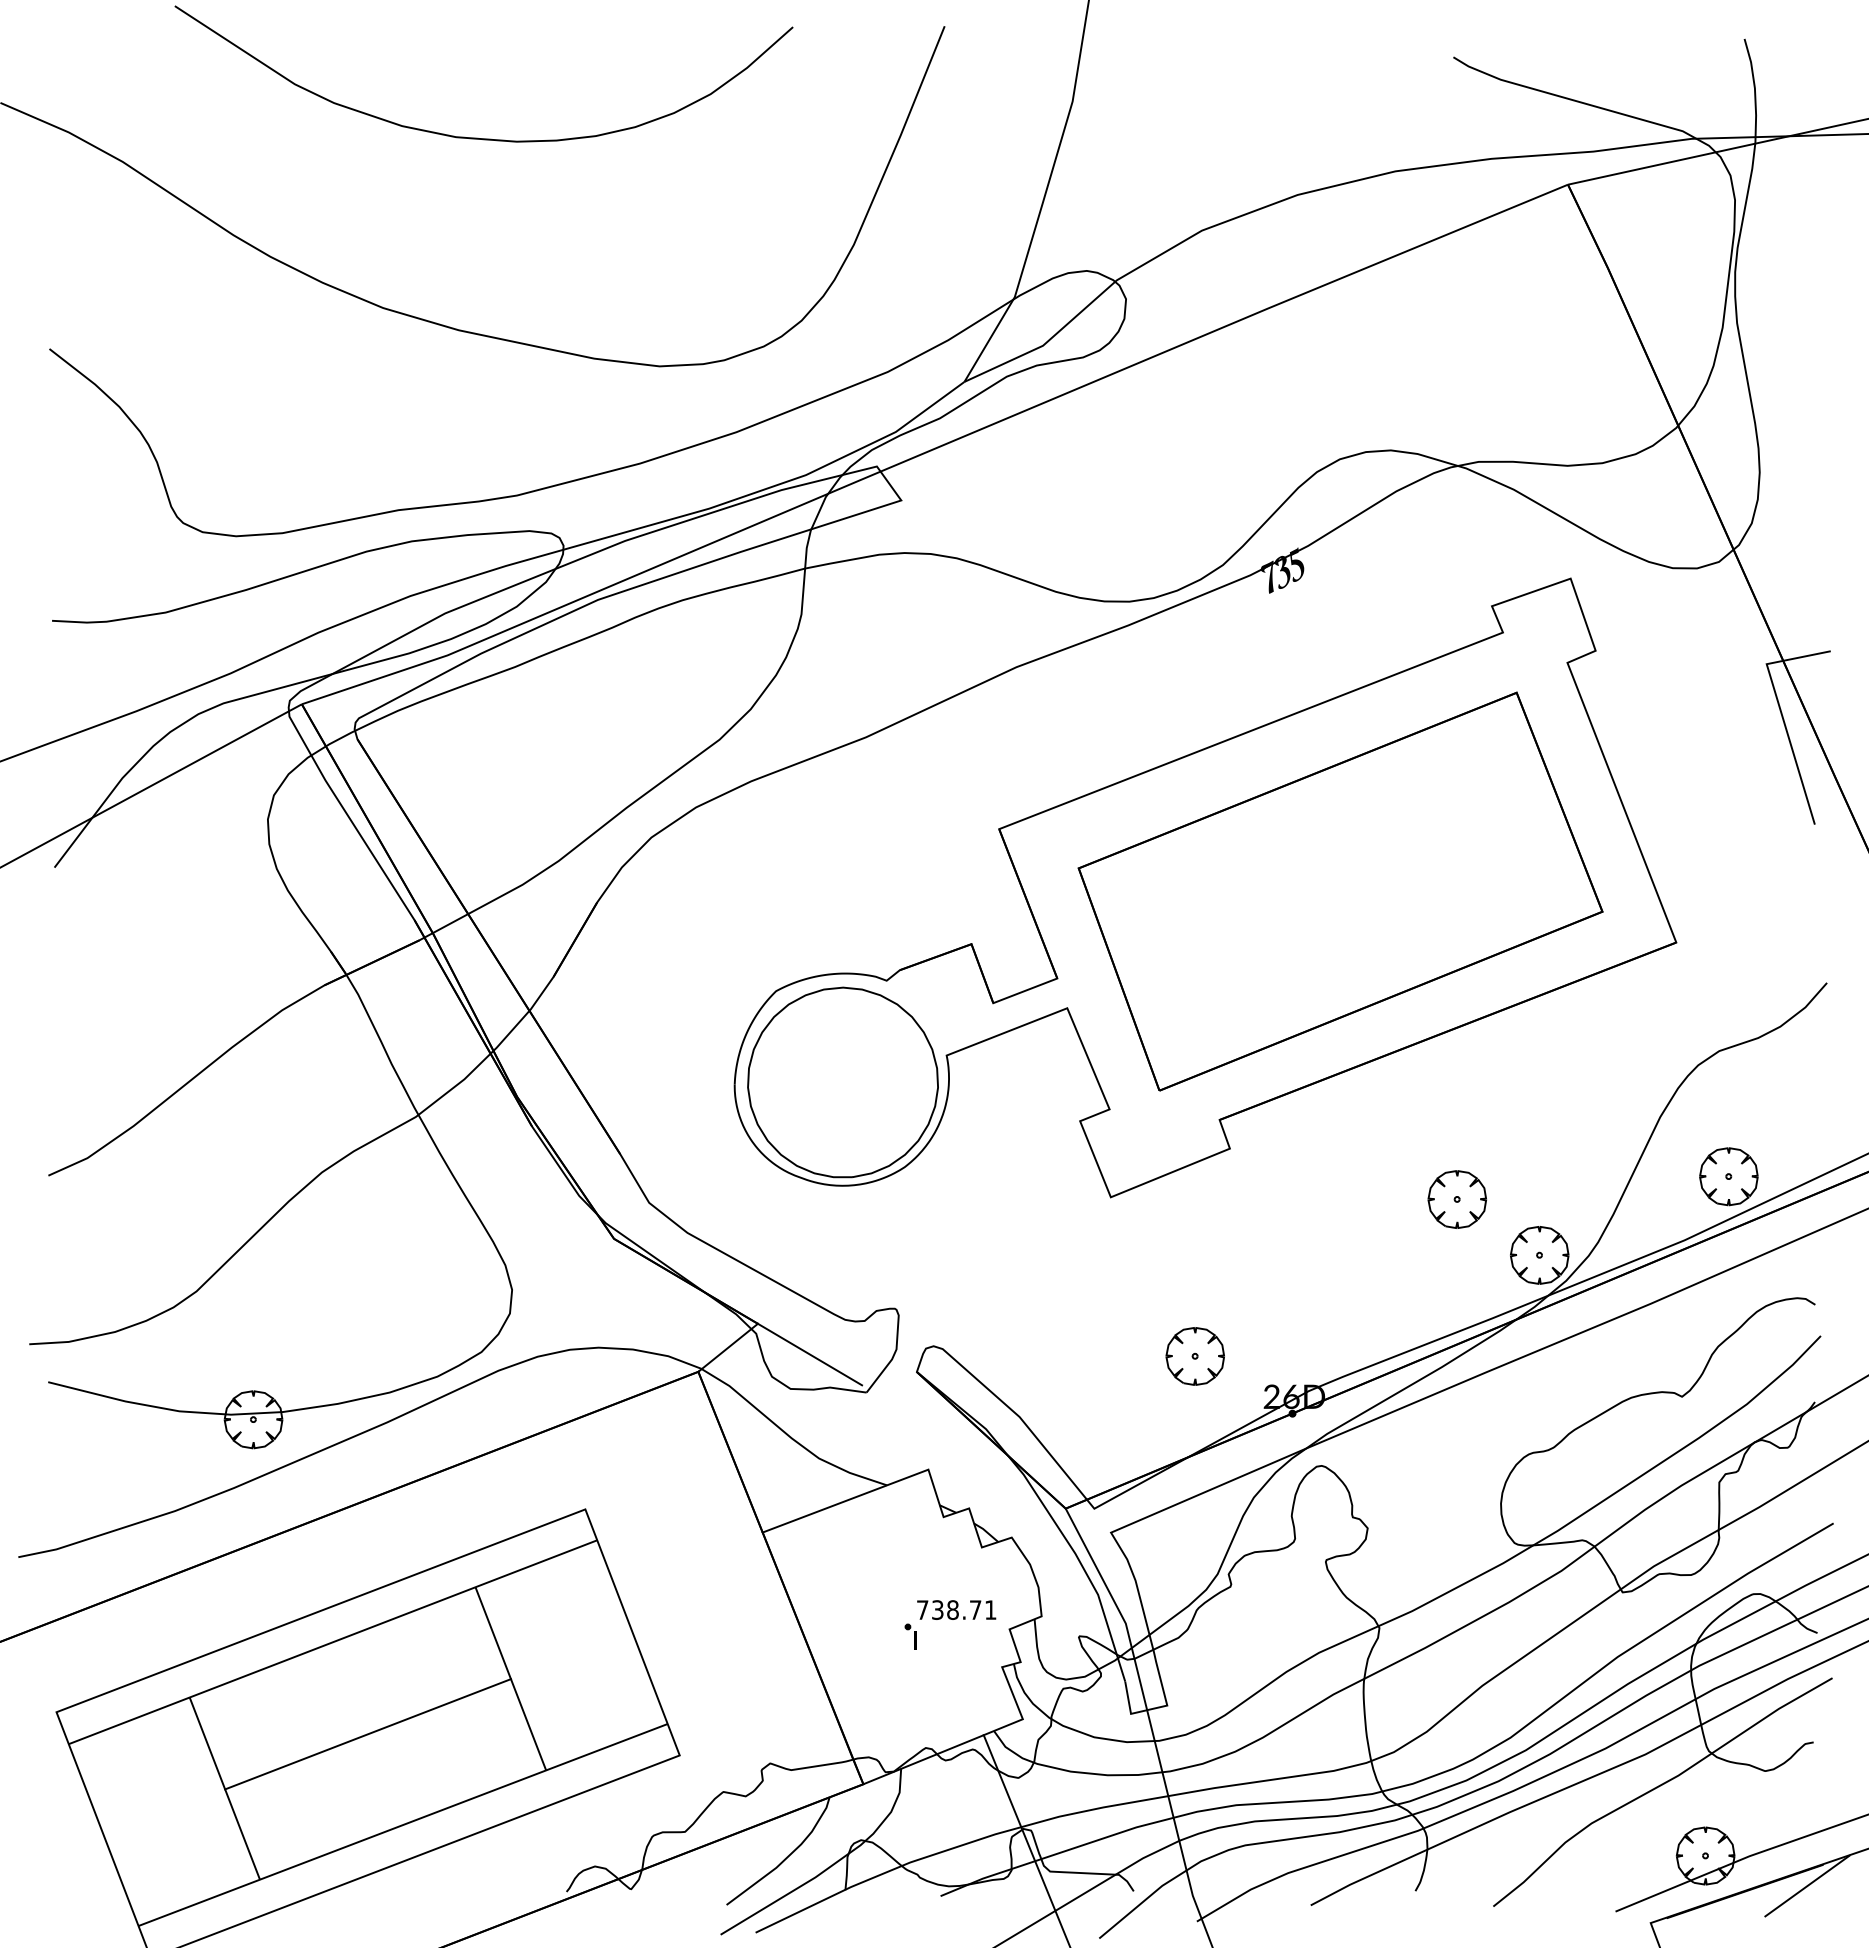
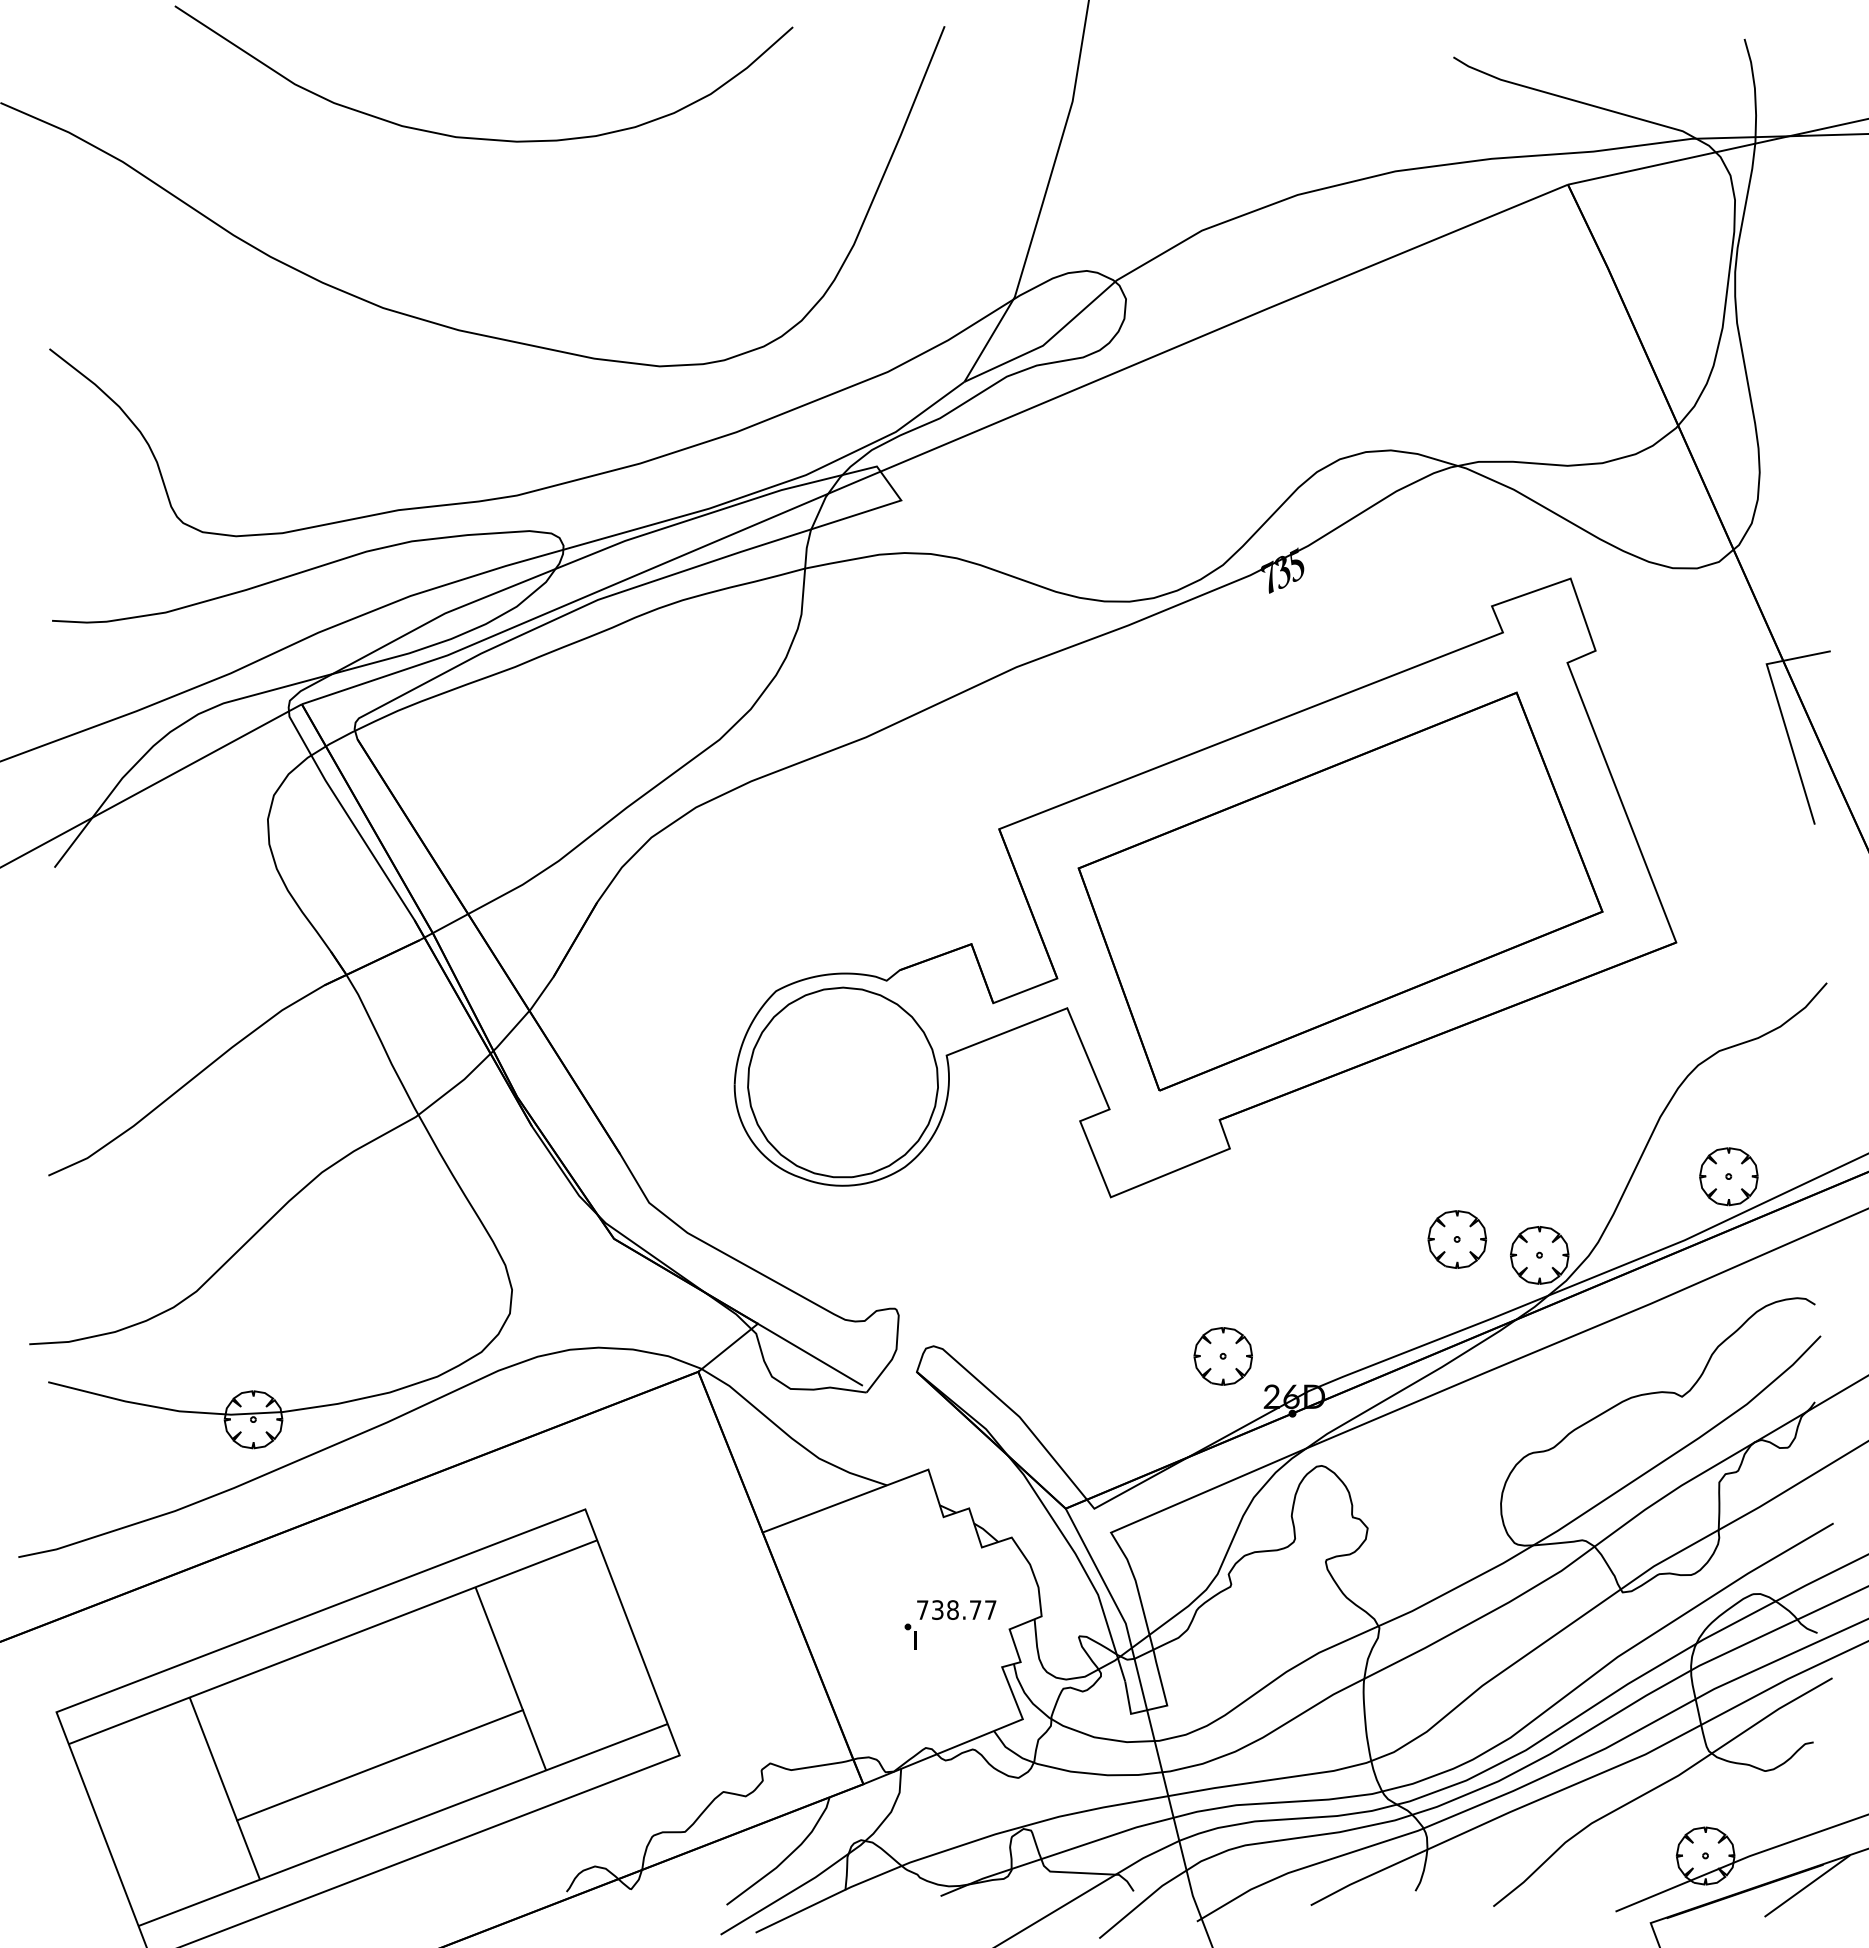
part position: (1456, 1199) -> (1456, 1239) (1456, 1239)
part position: (1194, 1356) -> (1222, 1356) (1222, 1356)
text: 738.71 -> 738.77 (990, 1609)
line position: (367, 1734) -> (379, 1765) (379, 1765)
line: present -> none (1026, 1839)
